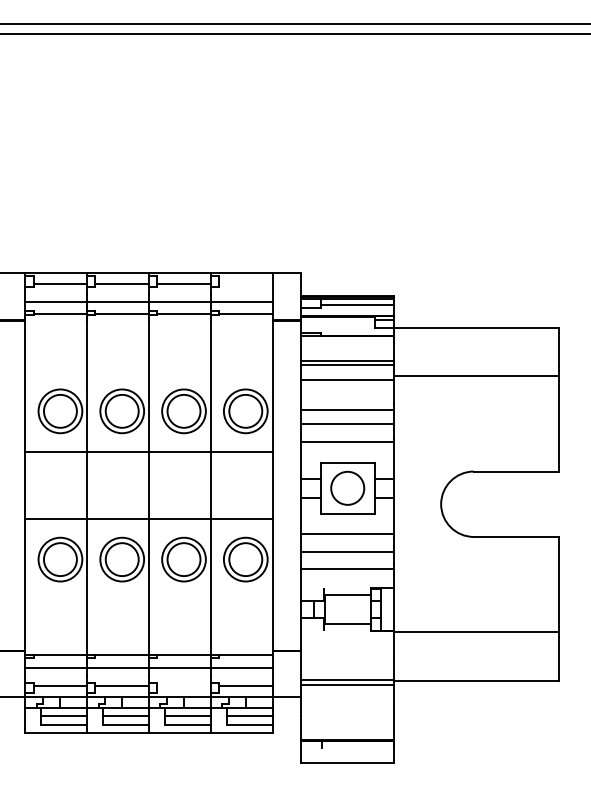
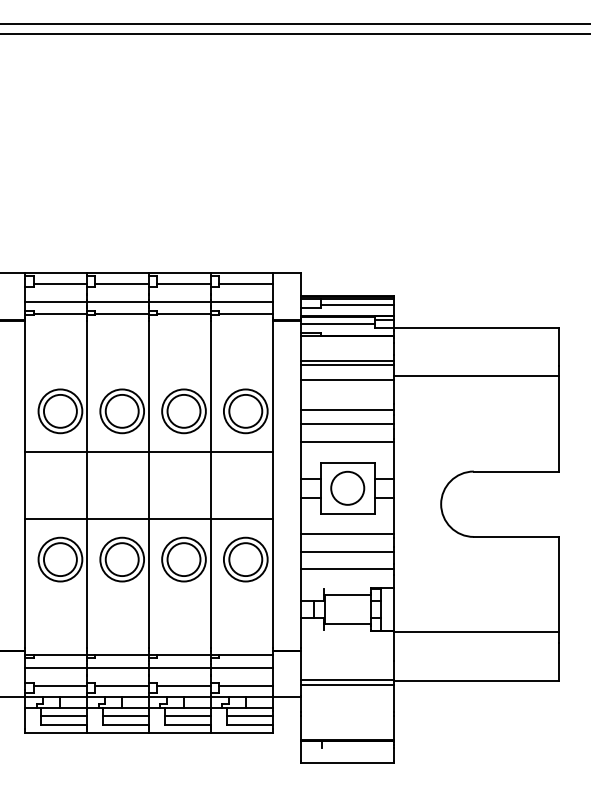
line: none -> present (245, 283)
line: none -> present (337, 323)
line: none -> present (183, 685)
